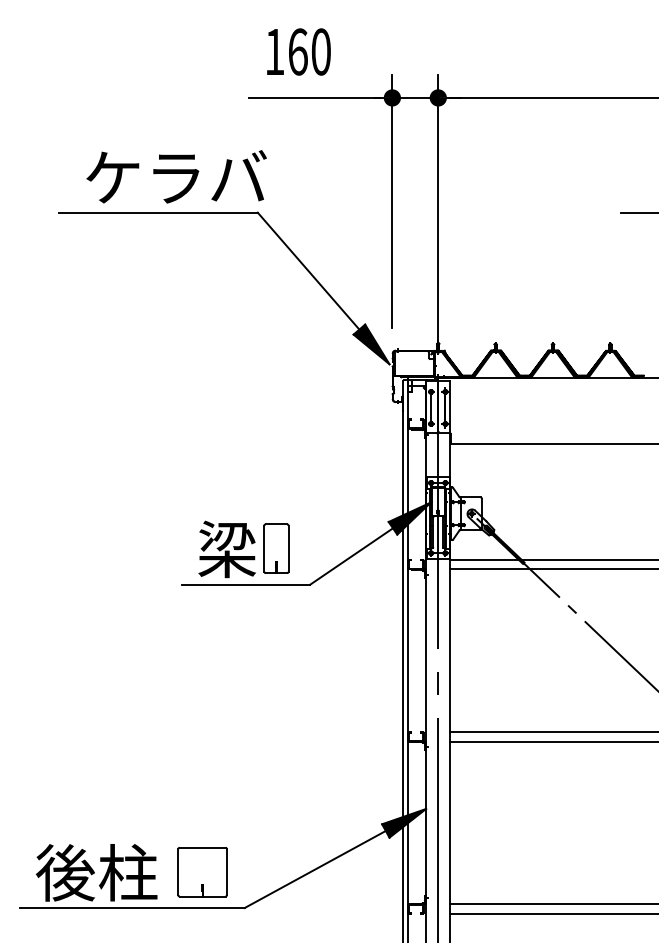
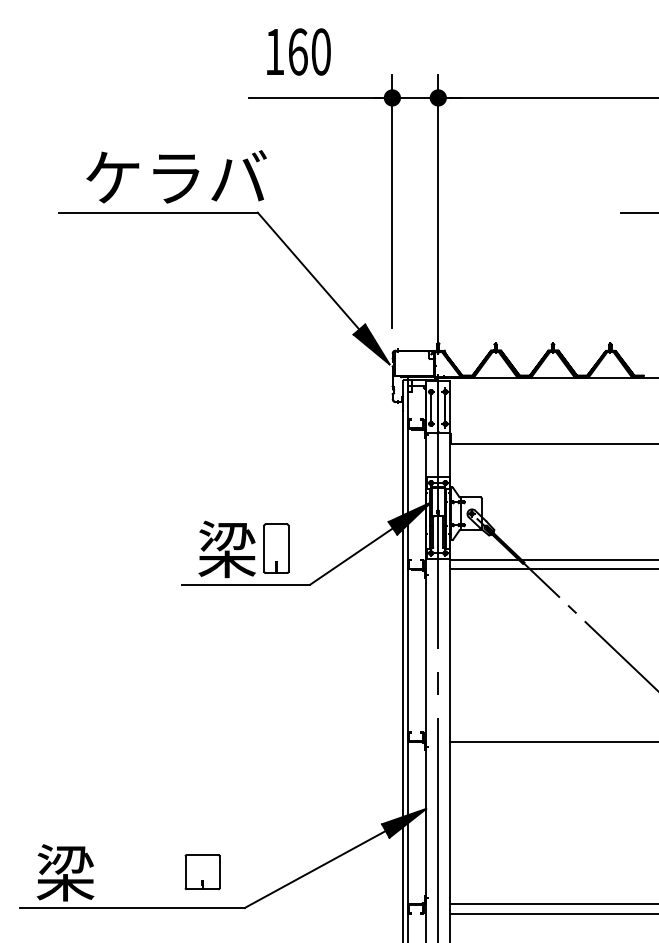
line: present -> none (552, 732)
text: 後柱 -> 梁 (96, 872)
part size: 51x51 px -> 37x37 px (202, 872)
